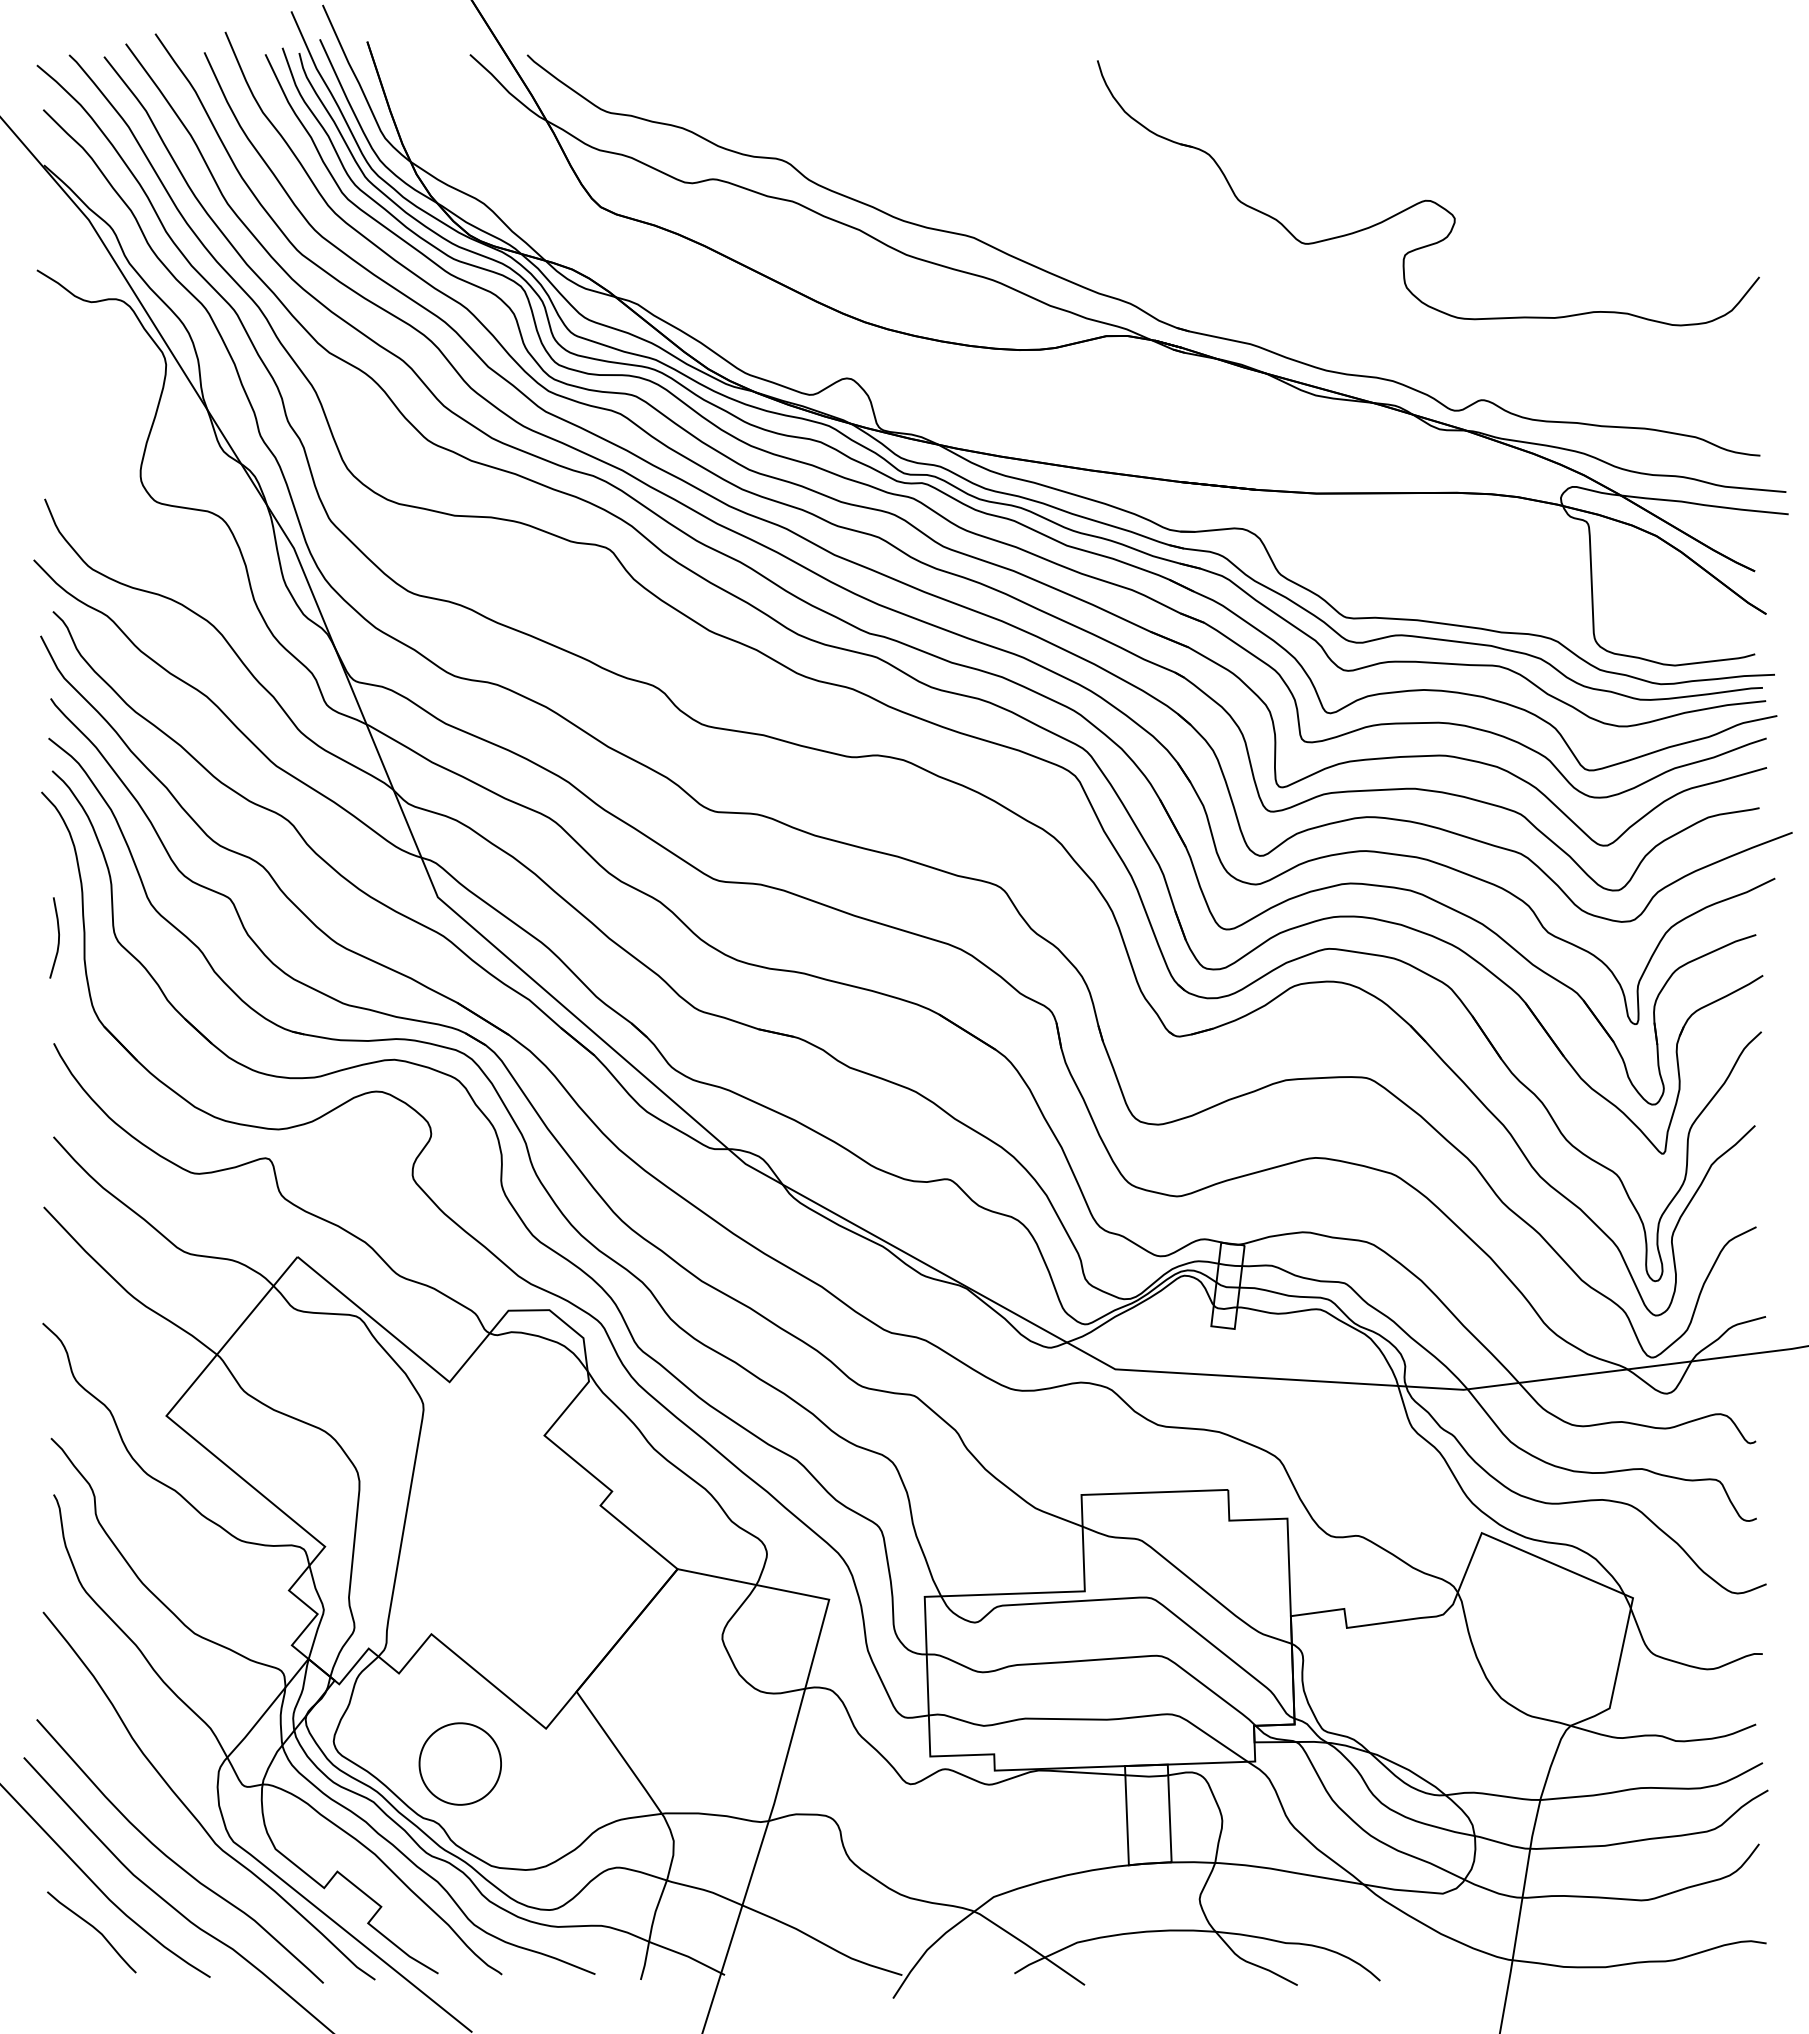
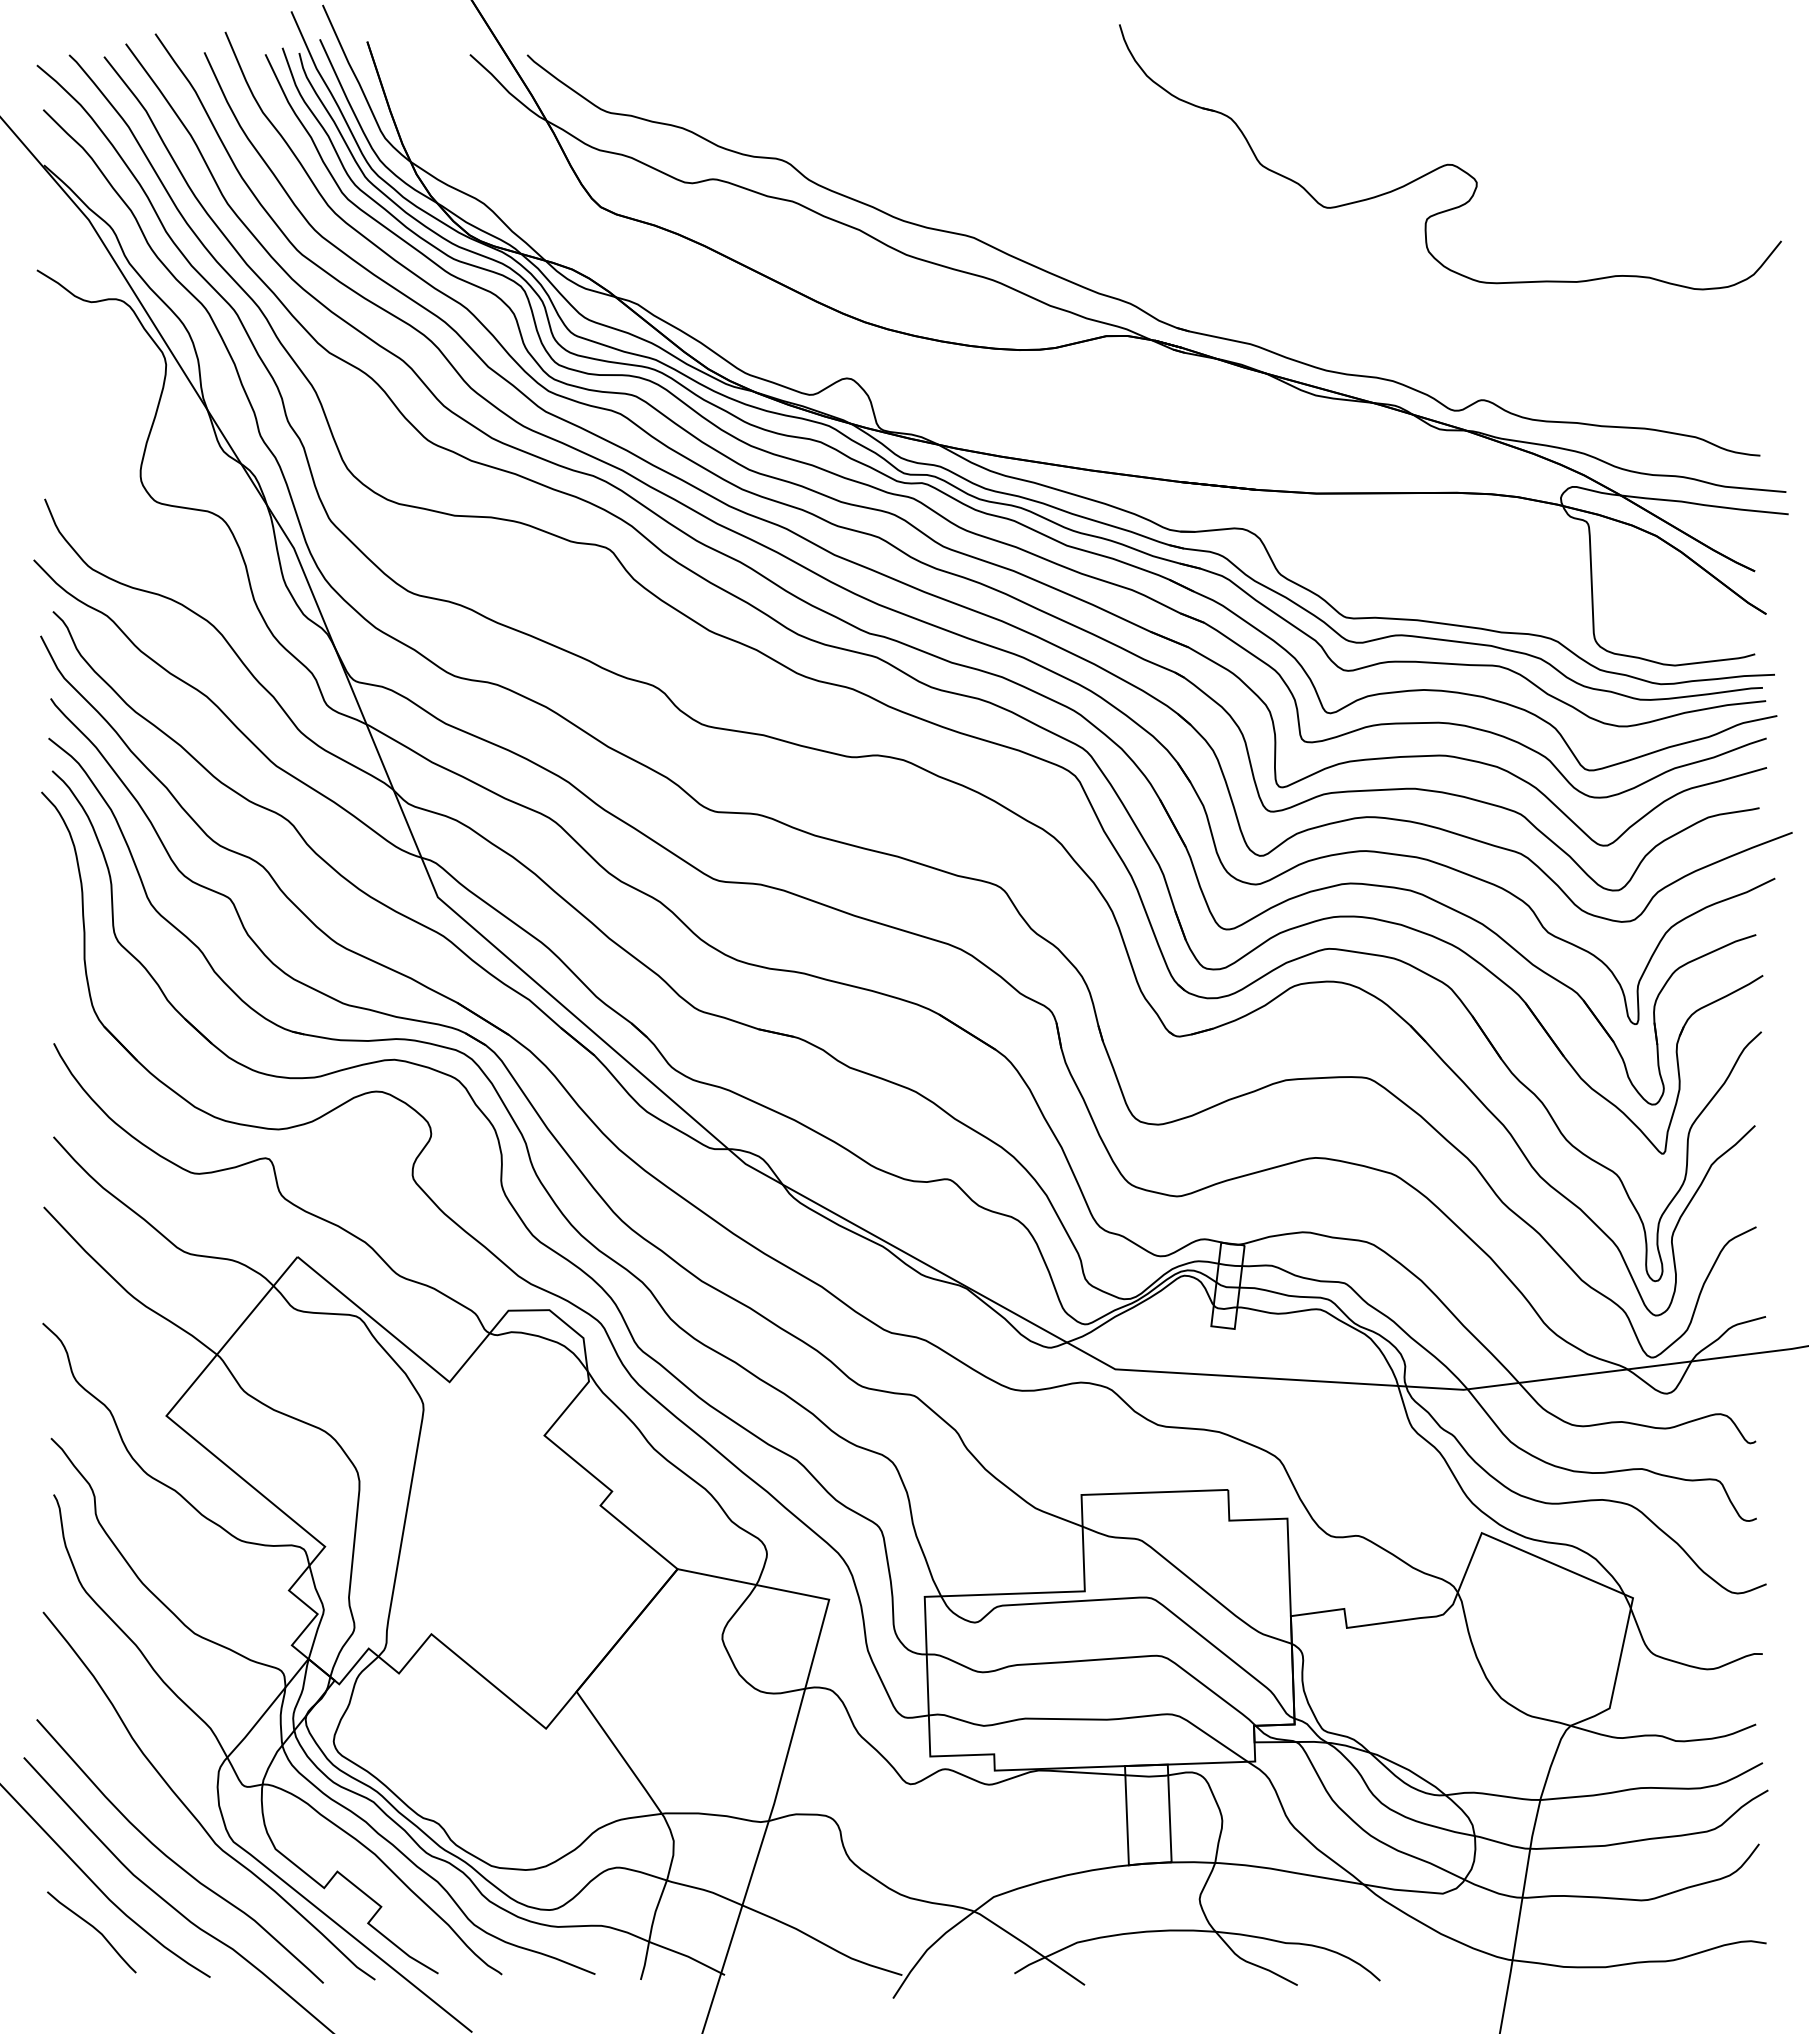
part position: (1426, 199) -> (1448, 163) (1448, 163)
curve: present -> none (58, 937)
part: present -> none (459, 1763)
